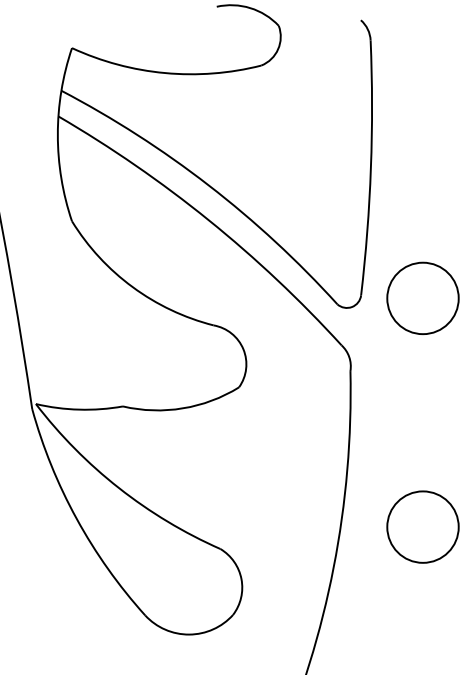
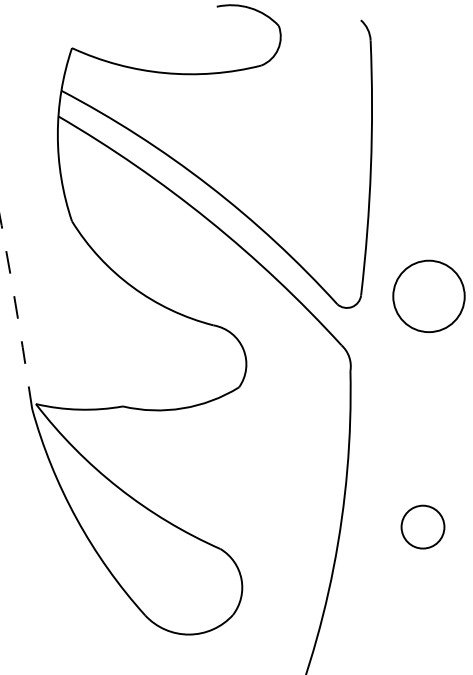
circle position: (422, 297) -> (428, 295) (428, 295)
arc: solid -> dashed (16, 312)
circle diameter: 71 px -> 43 px (422, 526)
